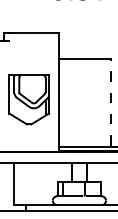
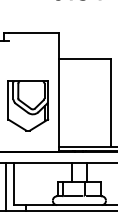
part position: (29, 99) -> (28, 105) (28, 105)
line: dashed -> solid (111, 102)
line: none -> present (6, 186)
